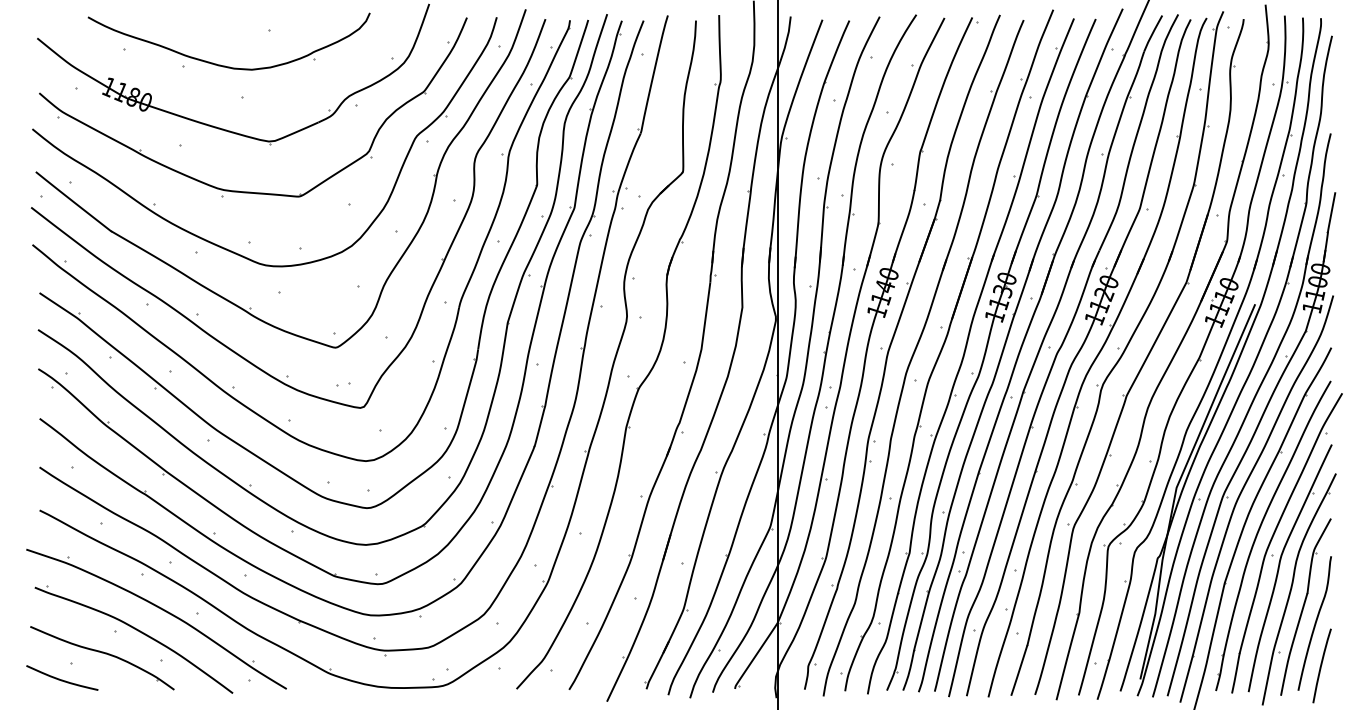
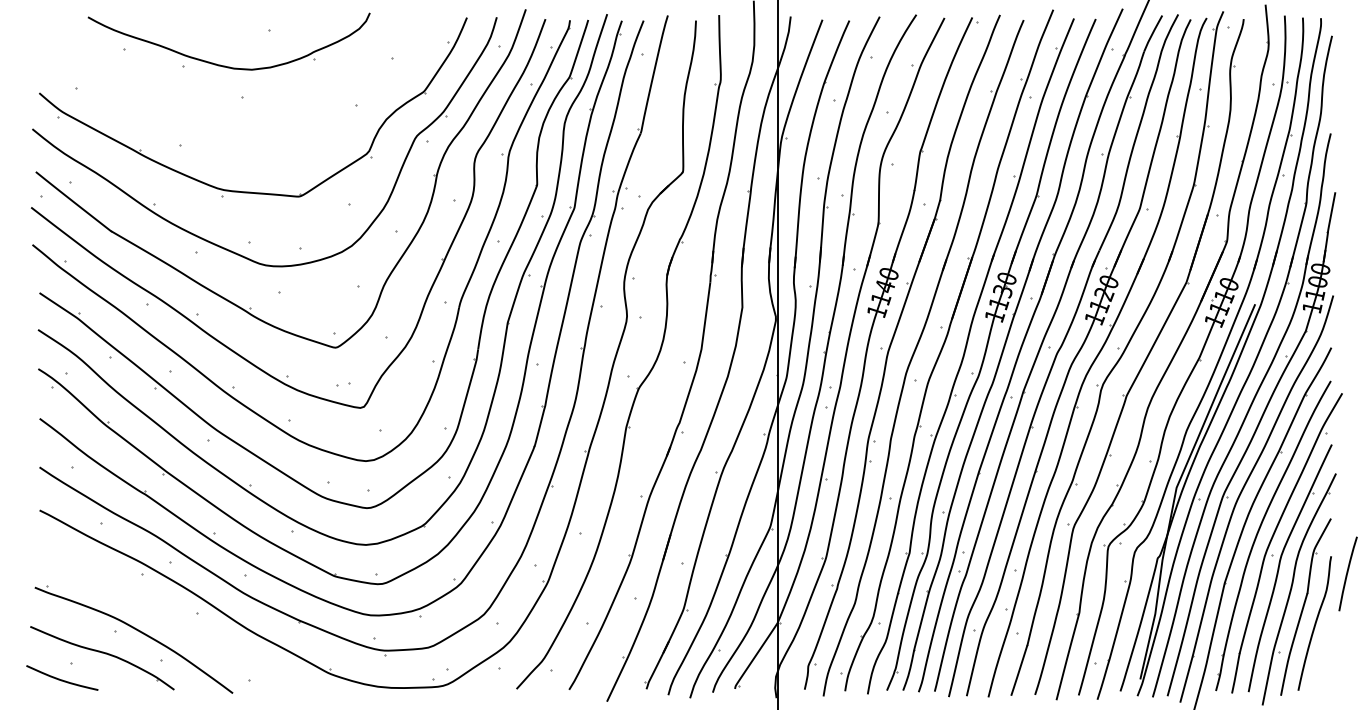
part: present -> none (216, 126)
part: present -> none (160, 609)
curve position: (1321, 665) -> (1347, 573) (1347, 573)
